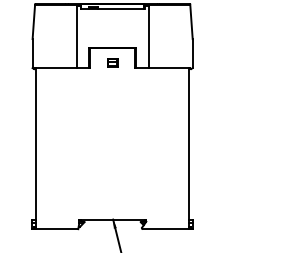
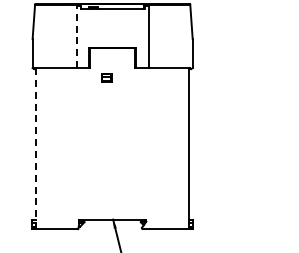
line: solid -> dashed (76, 36)
part position: (112, 62) -> (106, 77) (106, 77)
line: solid -> dashed (36, 148)
